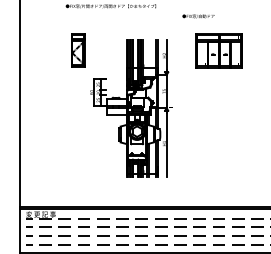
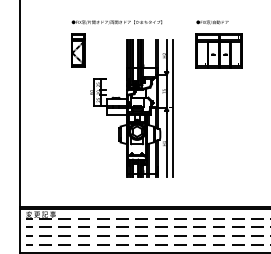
text position: (110, 6) -> (116, 22) (116, 22)
text position: (198, 16) -> (212, 22) (212, 22)
line: none -> present (173, 108)
